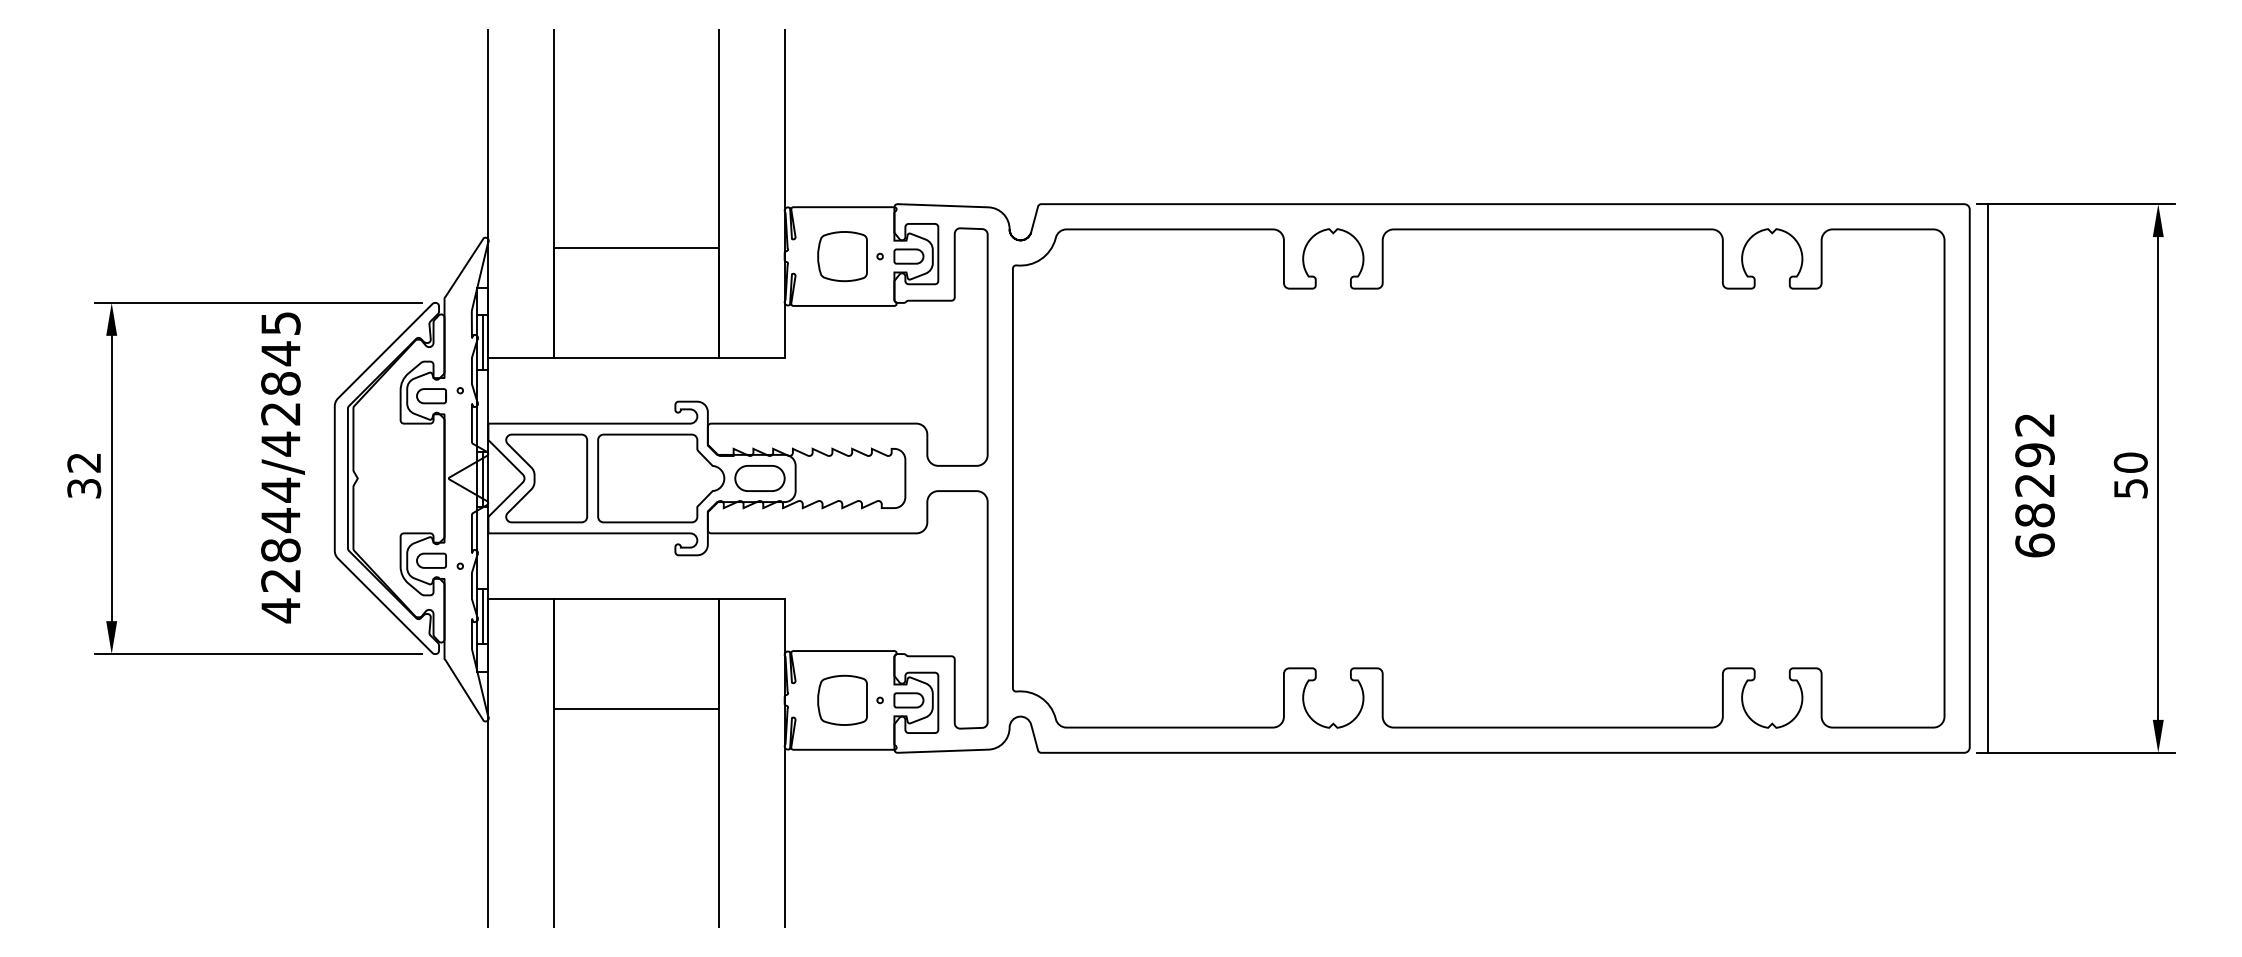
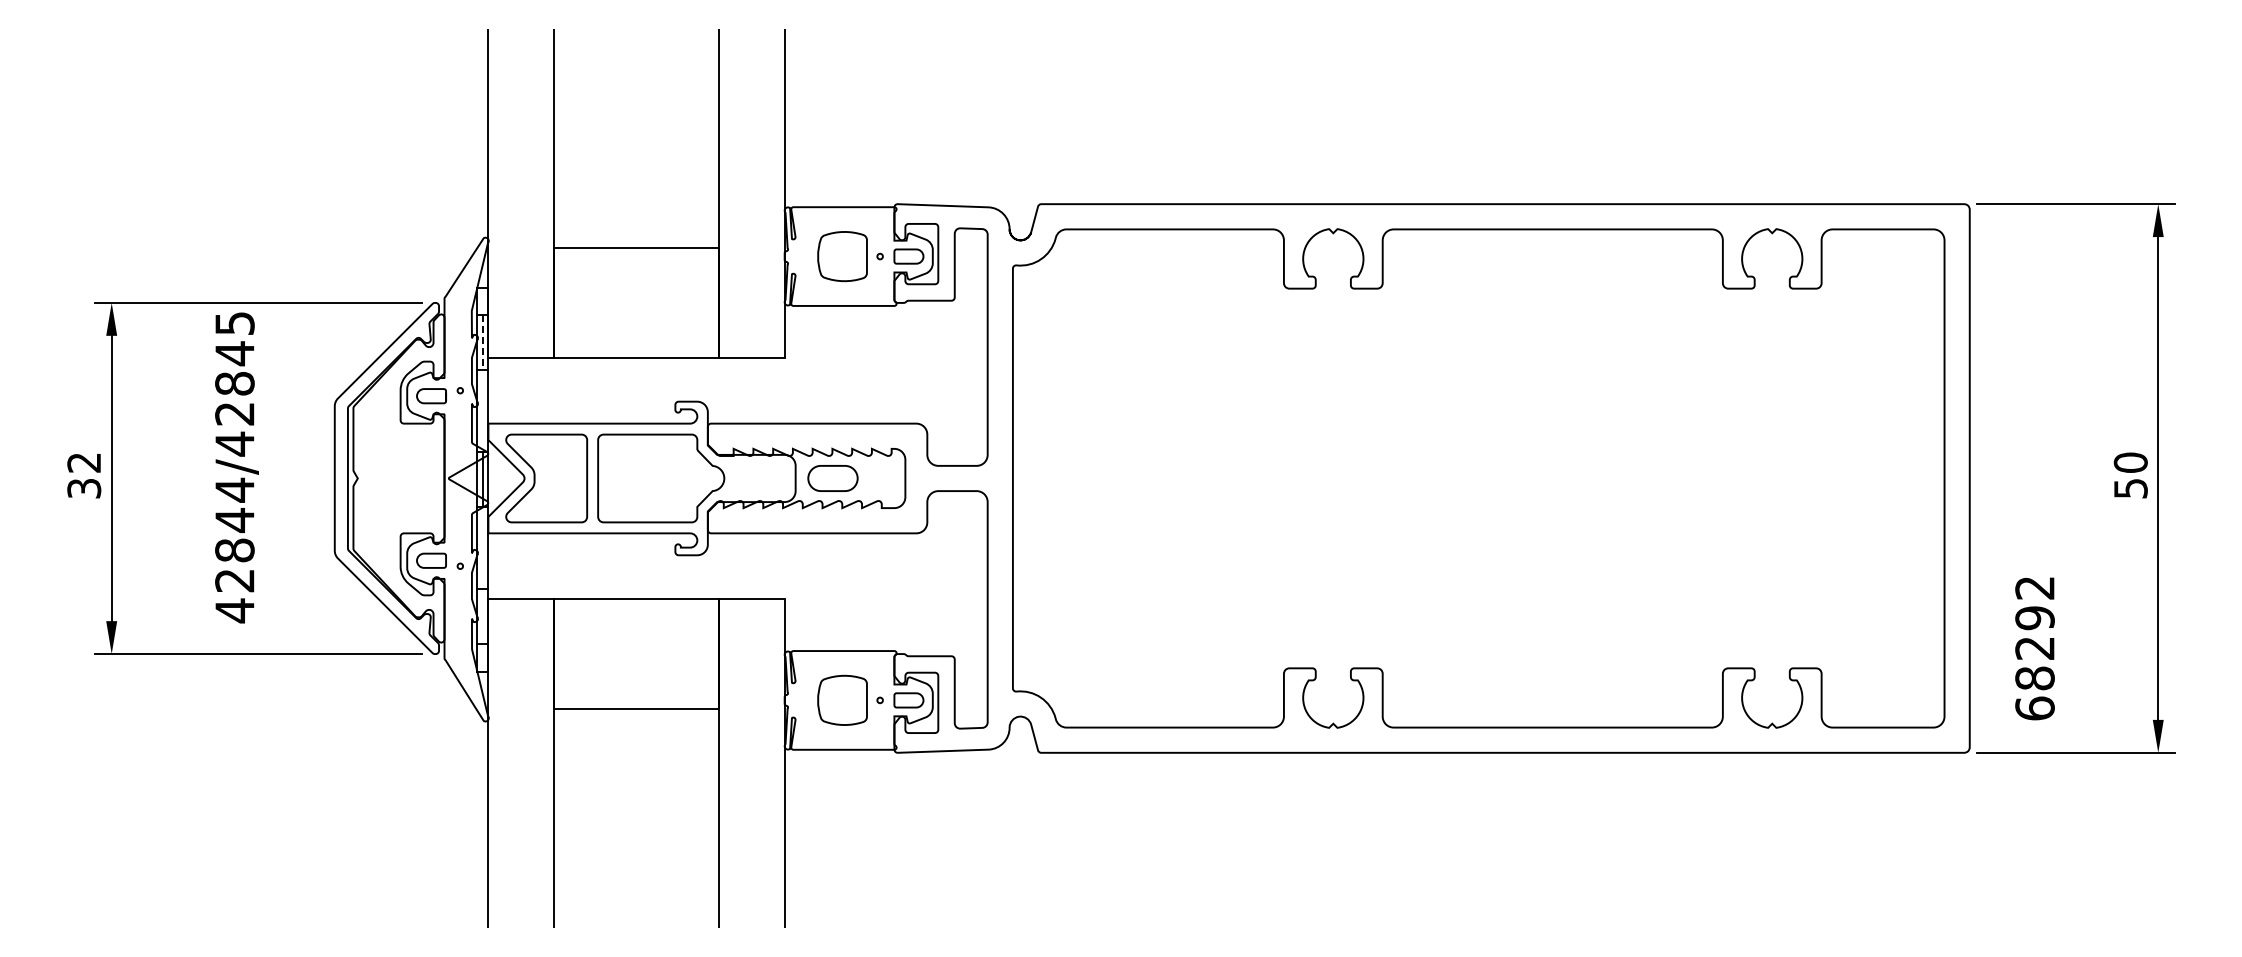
line: solid -> dashed (482, 342)
text position: (282, 467) -> (236, 467) (236, 467)
part position: (759, 478) -> (832, 478) (832, 478)
line: present -> none (1988, 478)
text position: (2034, 485) -> (2034, 648) (2034, 648)
line: present -> none (482, 616)
